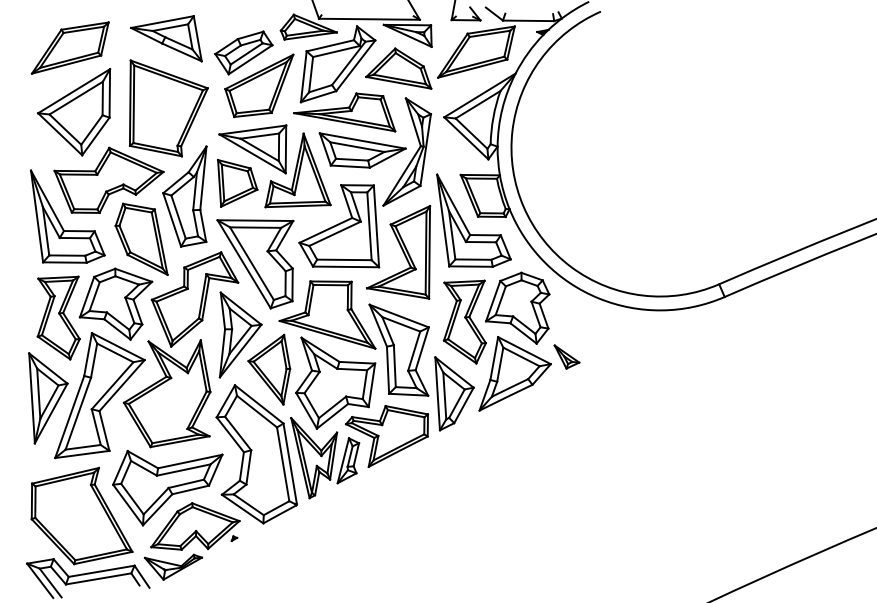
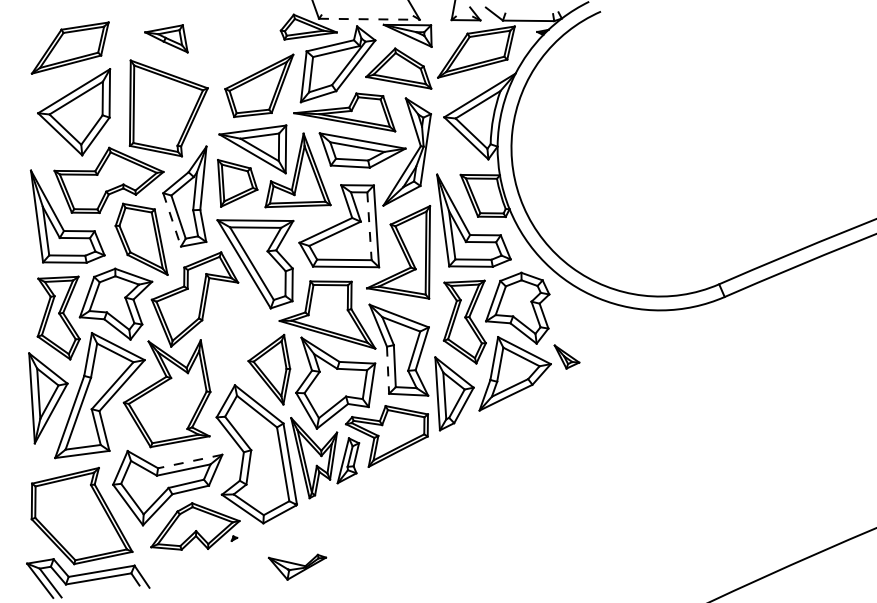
line: solid -> dashed (369, 19)
part size: 73x48 px -> 45x30 px (166, 38)
part: present -> none (243, 52)
line: solid -> dashed (172, 220)
line: solid -> dashed (369, 226)
part: present -> none (240, 334)
line: solid -> dashed (388, 370)
line: solid -> dashed (190, 461)
part position: (173, 566) -> (297, 566) (297, 566)
